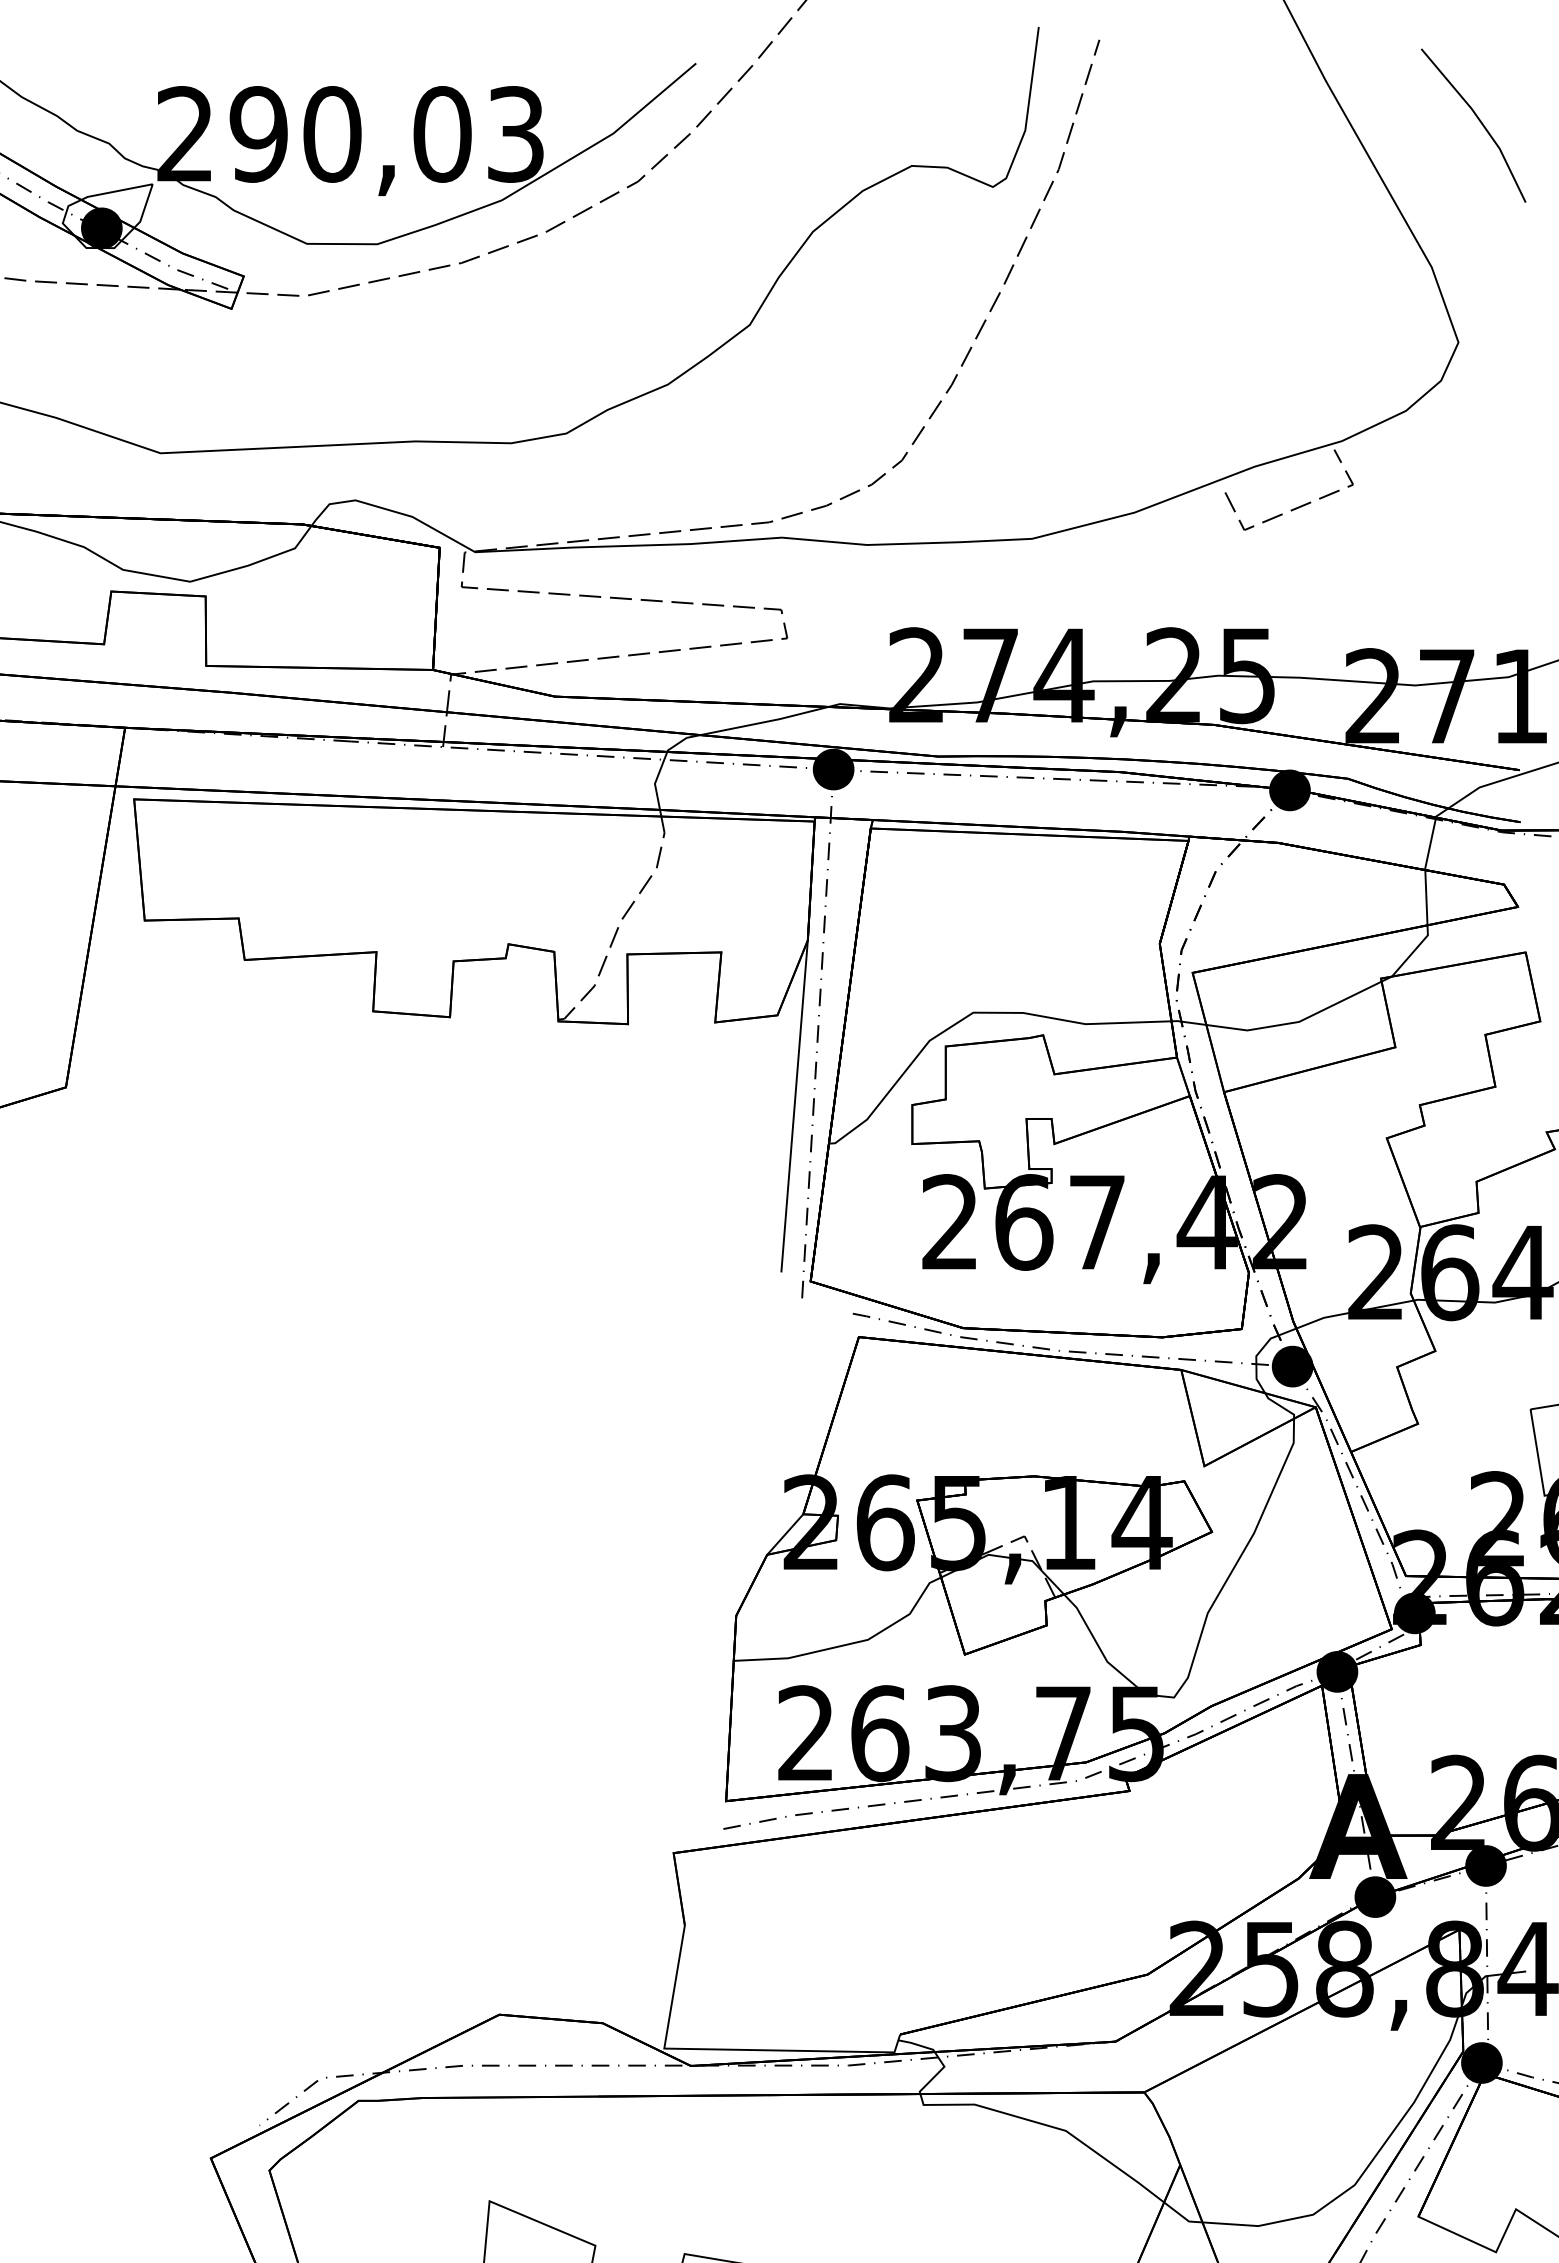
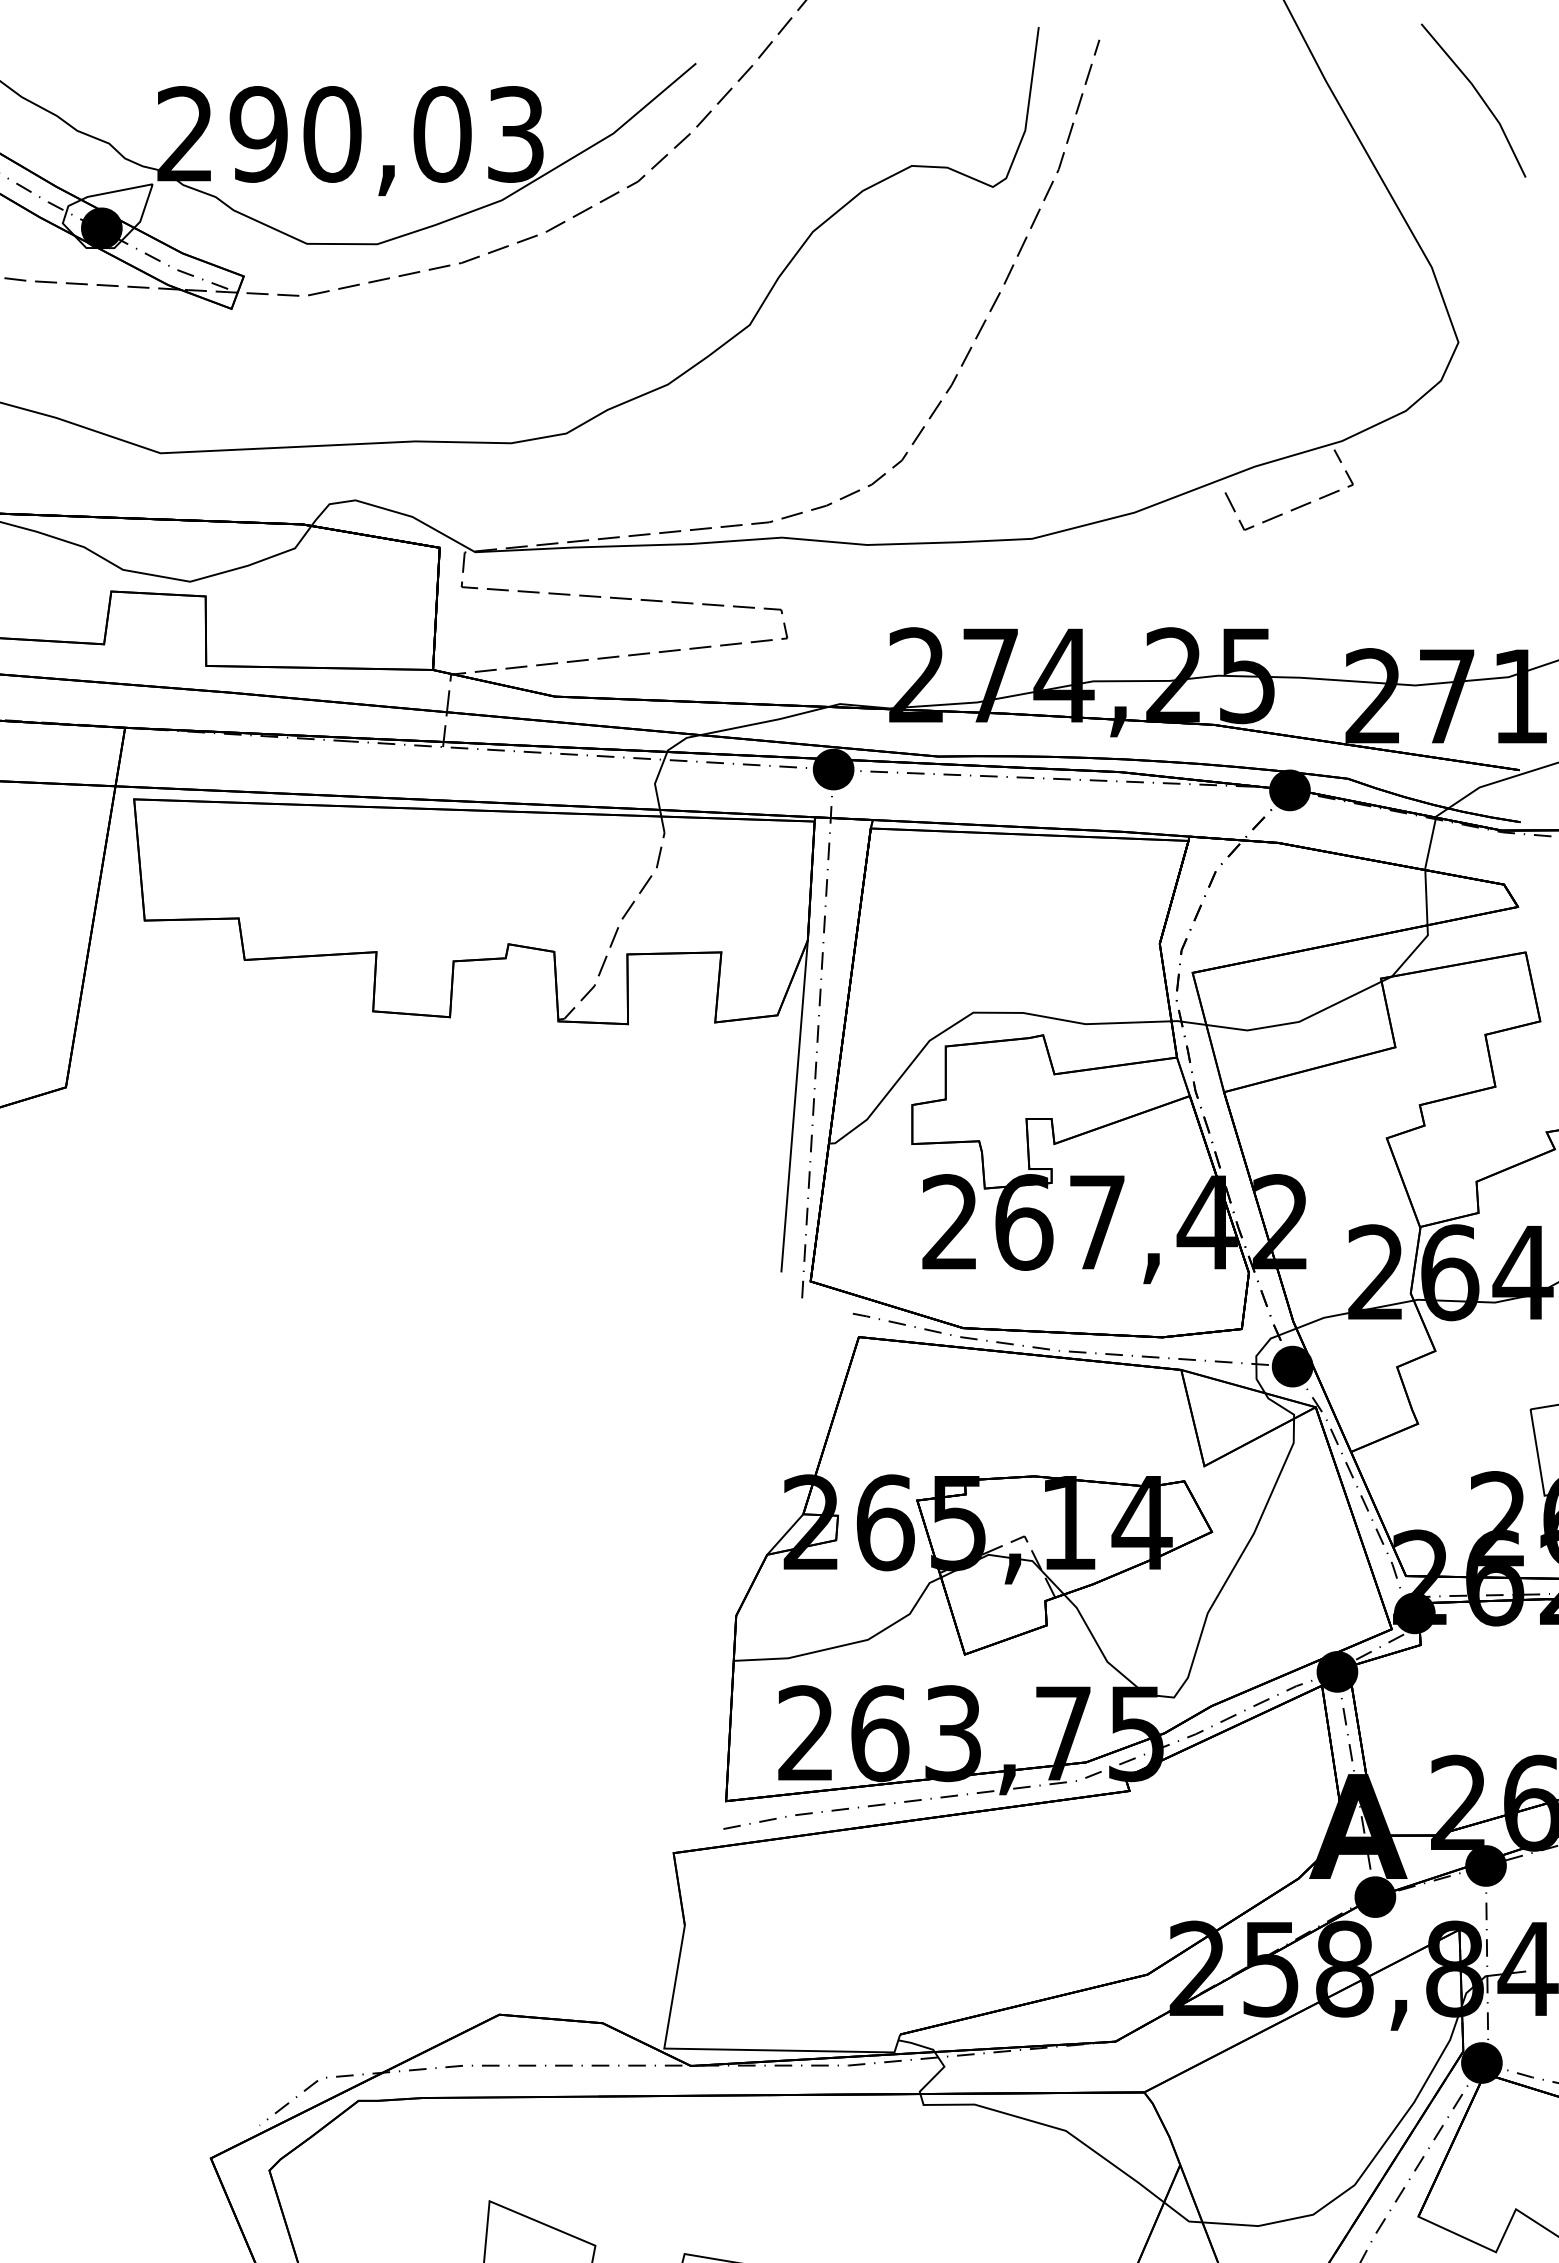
line position: (1478, 120) -> (1478, 95) (1478, 95)
